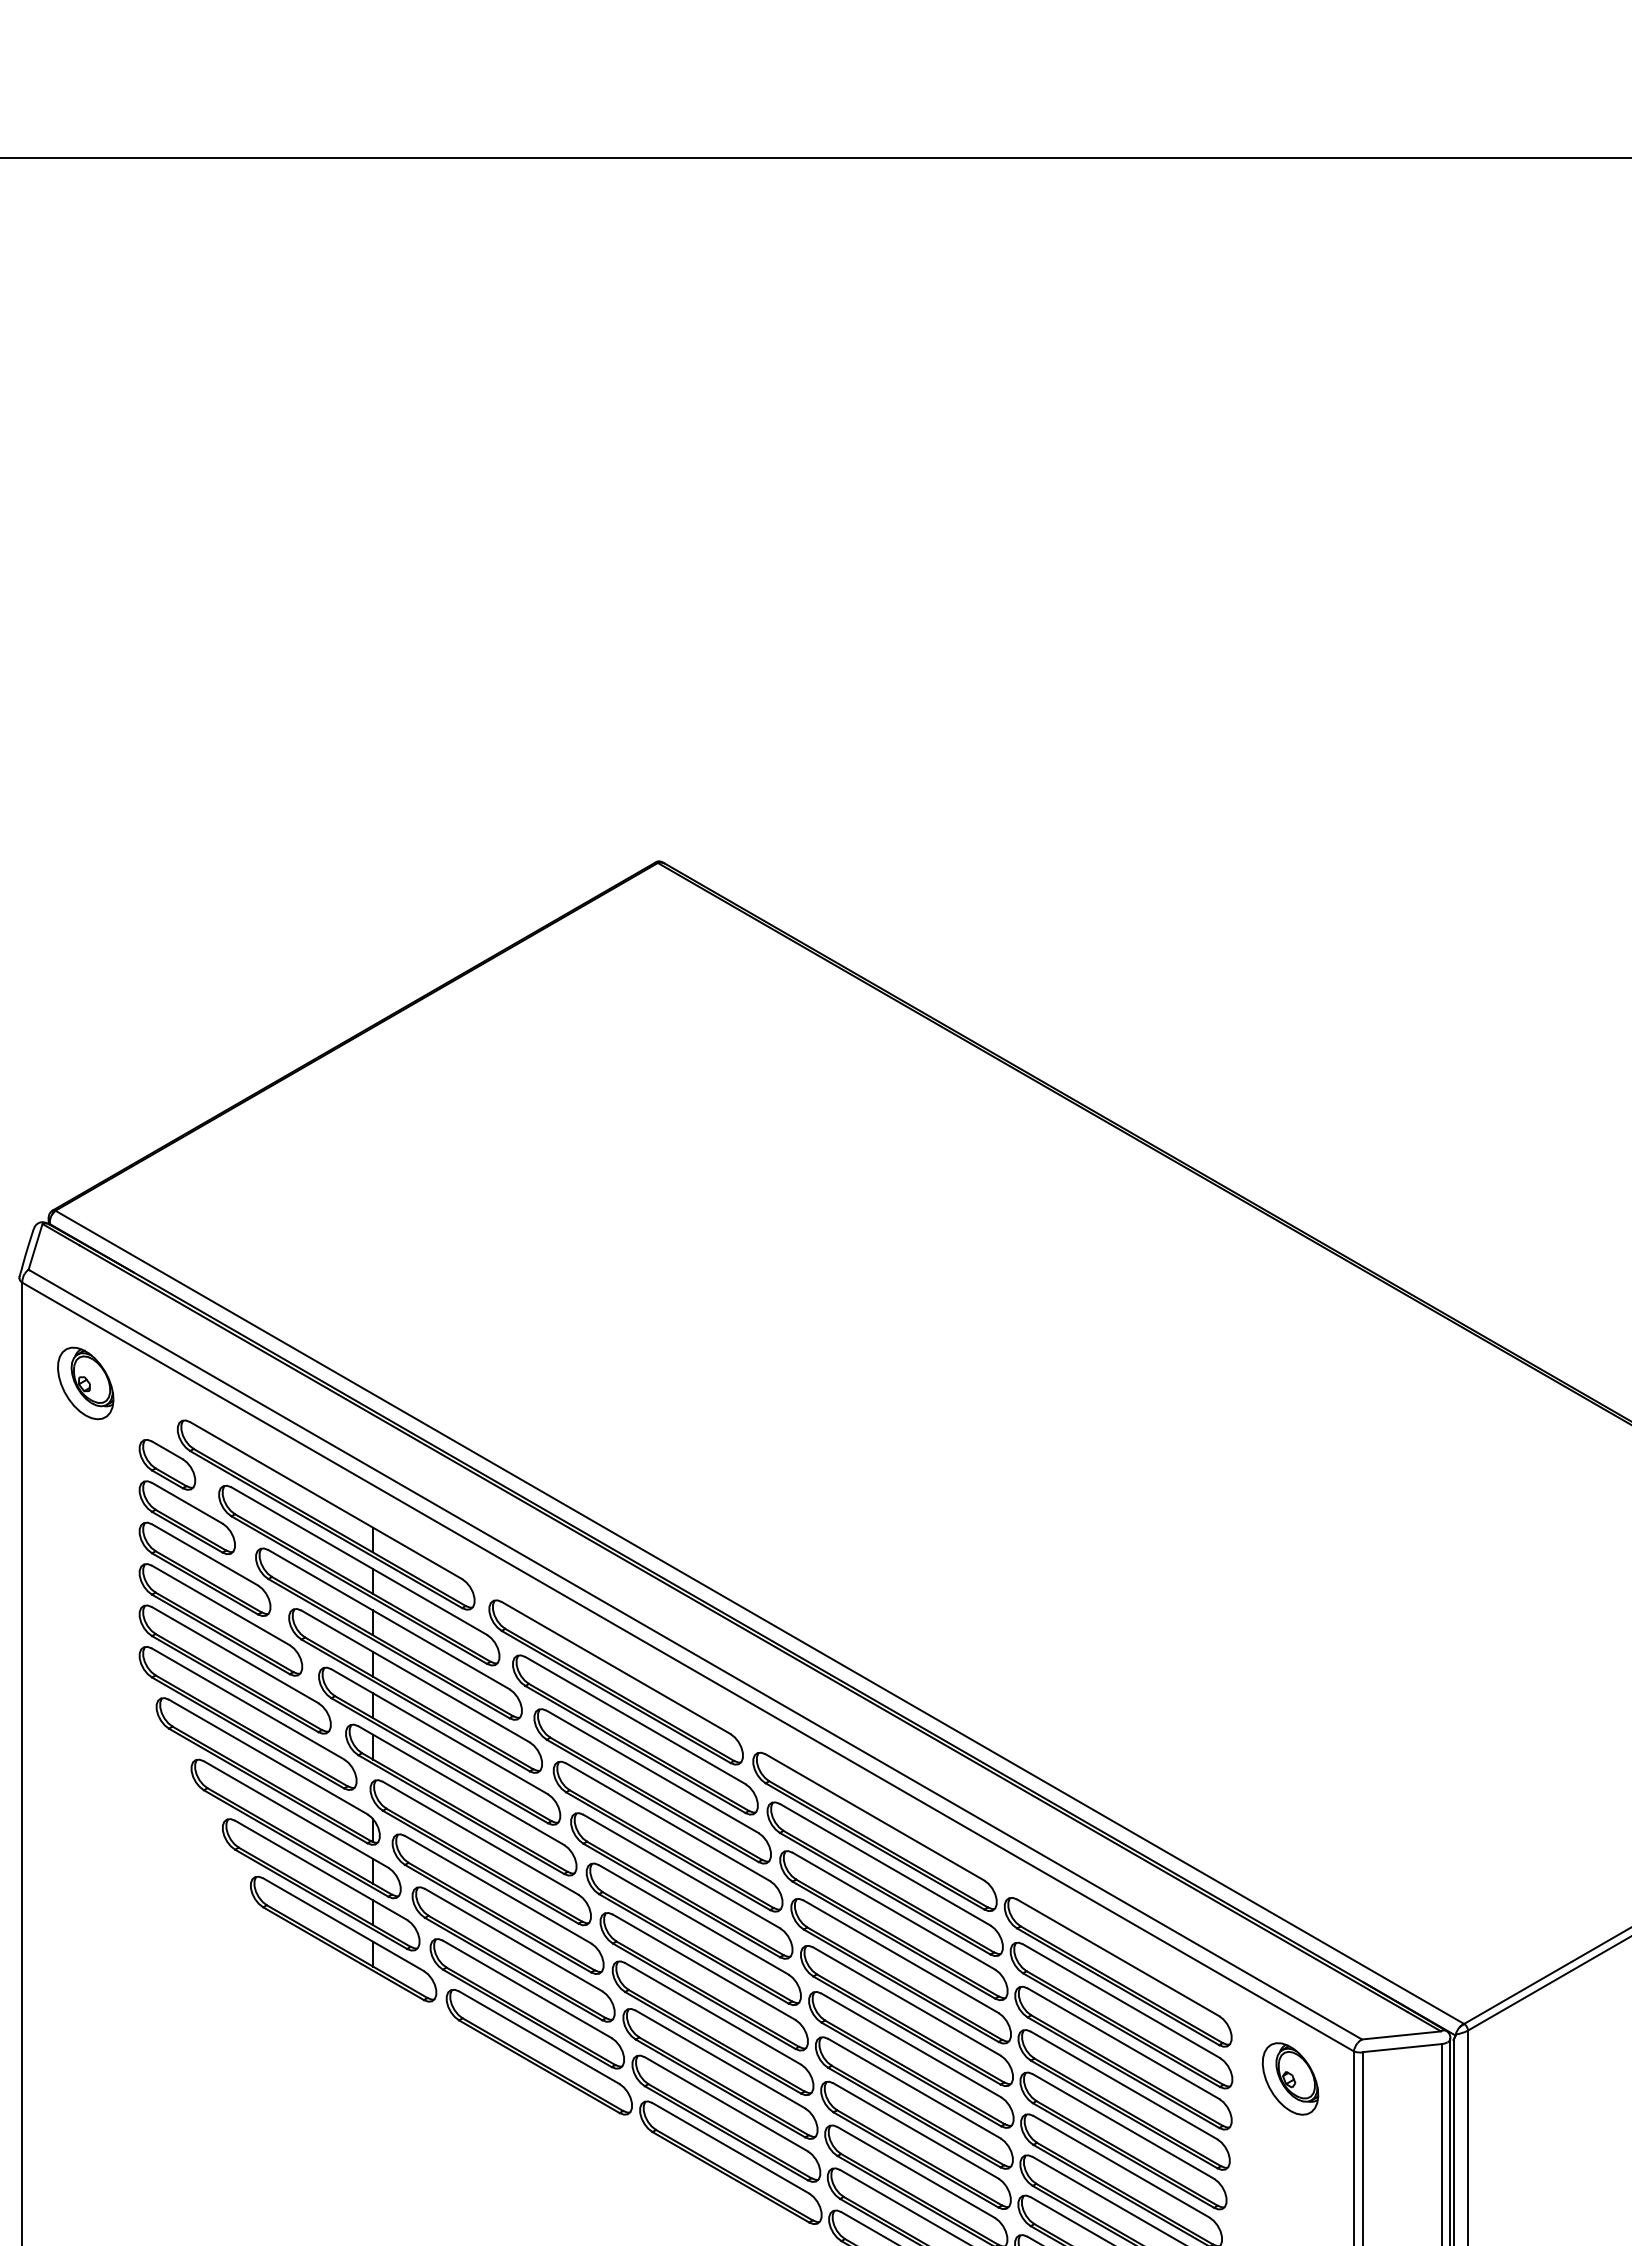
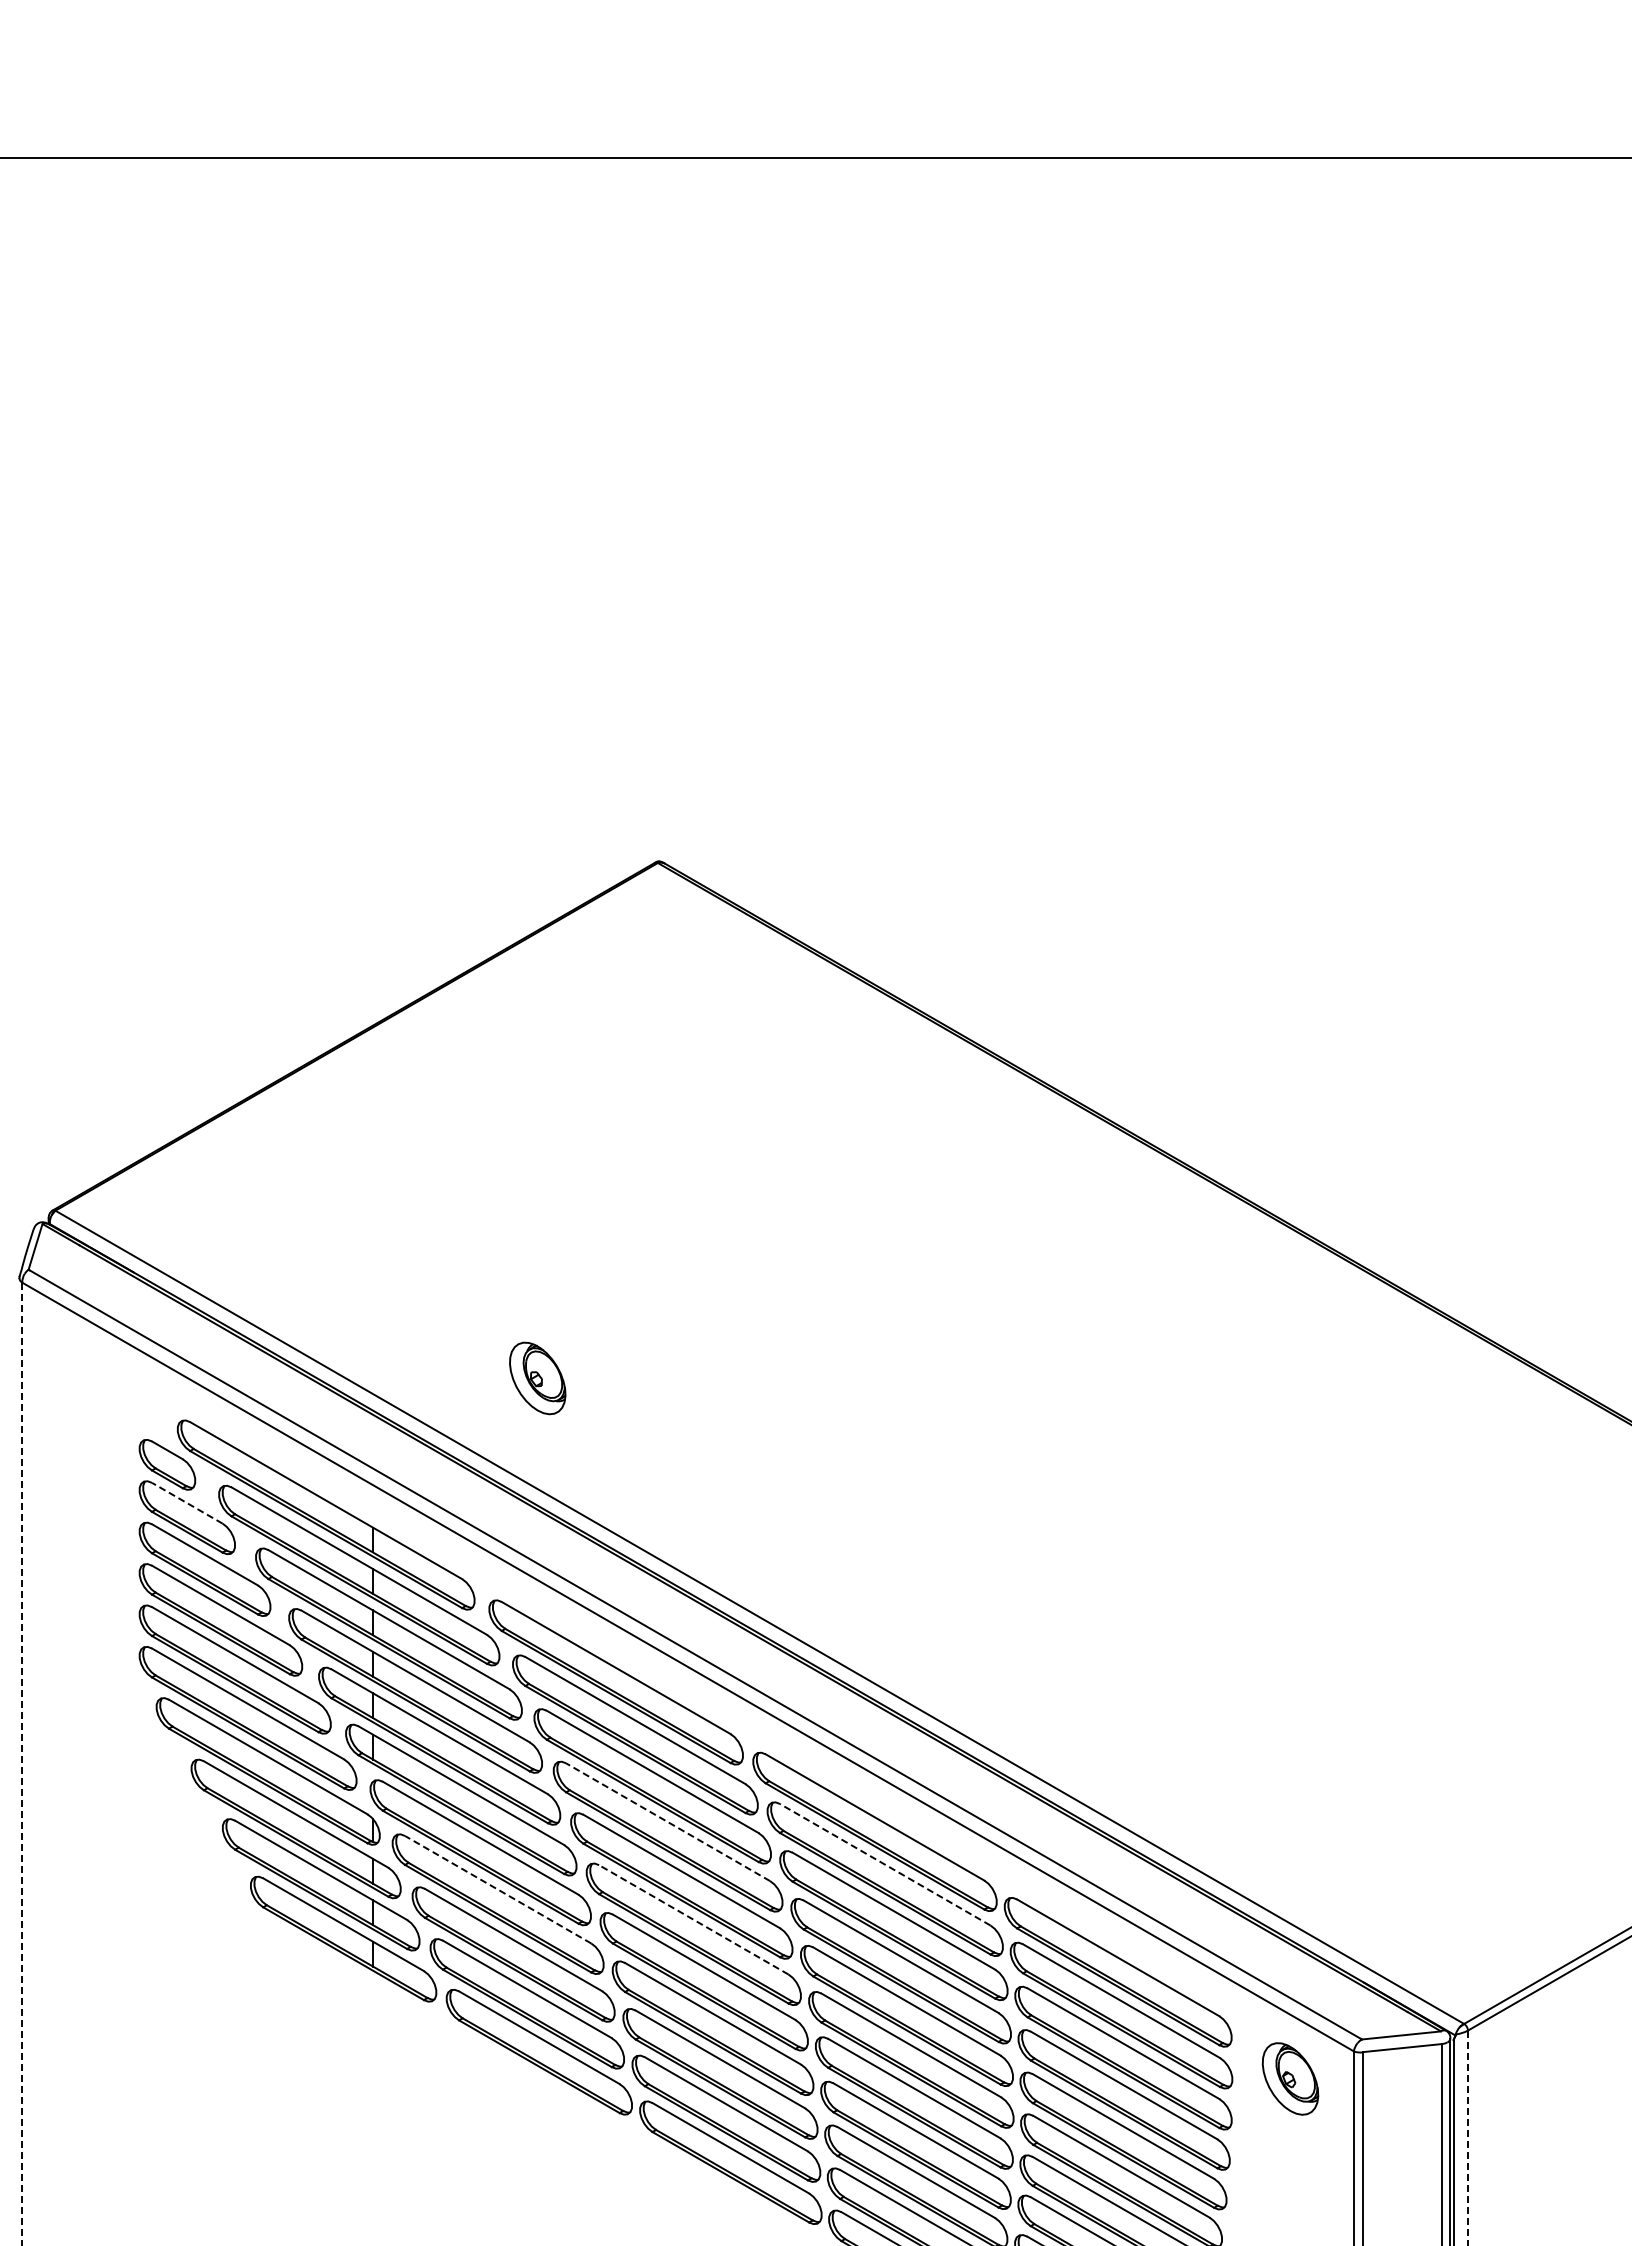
part position: (85, 1383) -> (537, 1378) (537, 1378)
line: solid -> dashed (187, 1503)
line: solid -> dashed (22, 1764)
line: solid -> dashed (668, 1822)
line: solid -> dashed (885, 1864)
line: solid -> dashed (497, 1889)
line: solid -> dashed (693, 1919)
line: solid -> dashed (1467, 2138)
